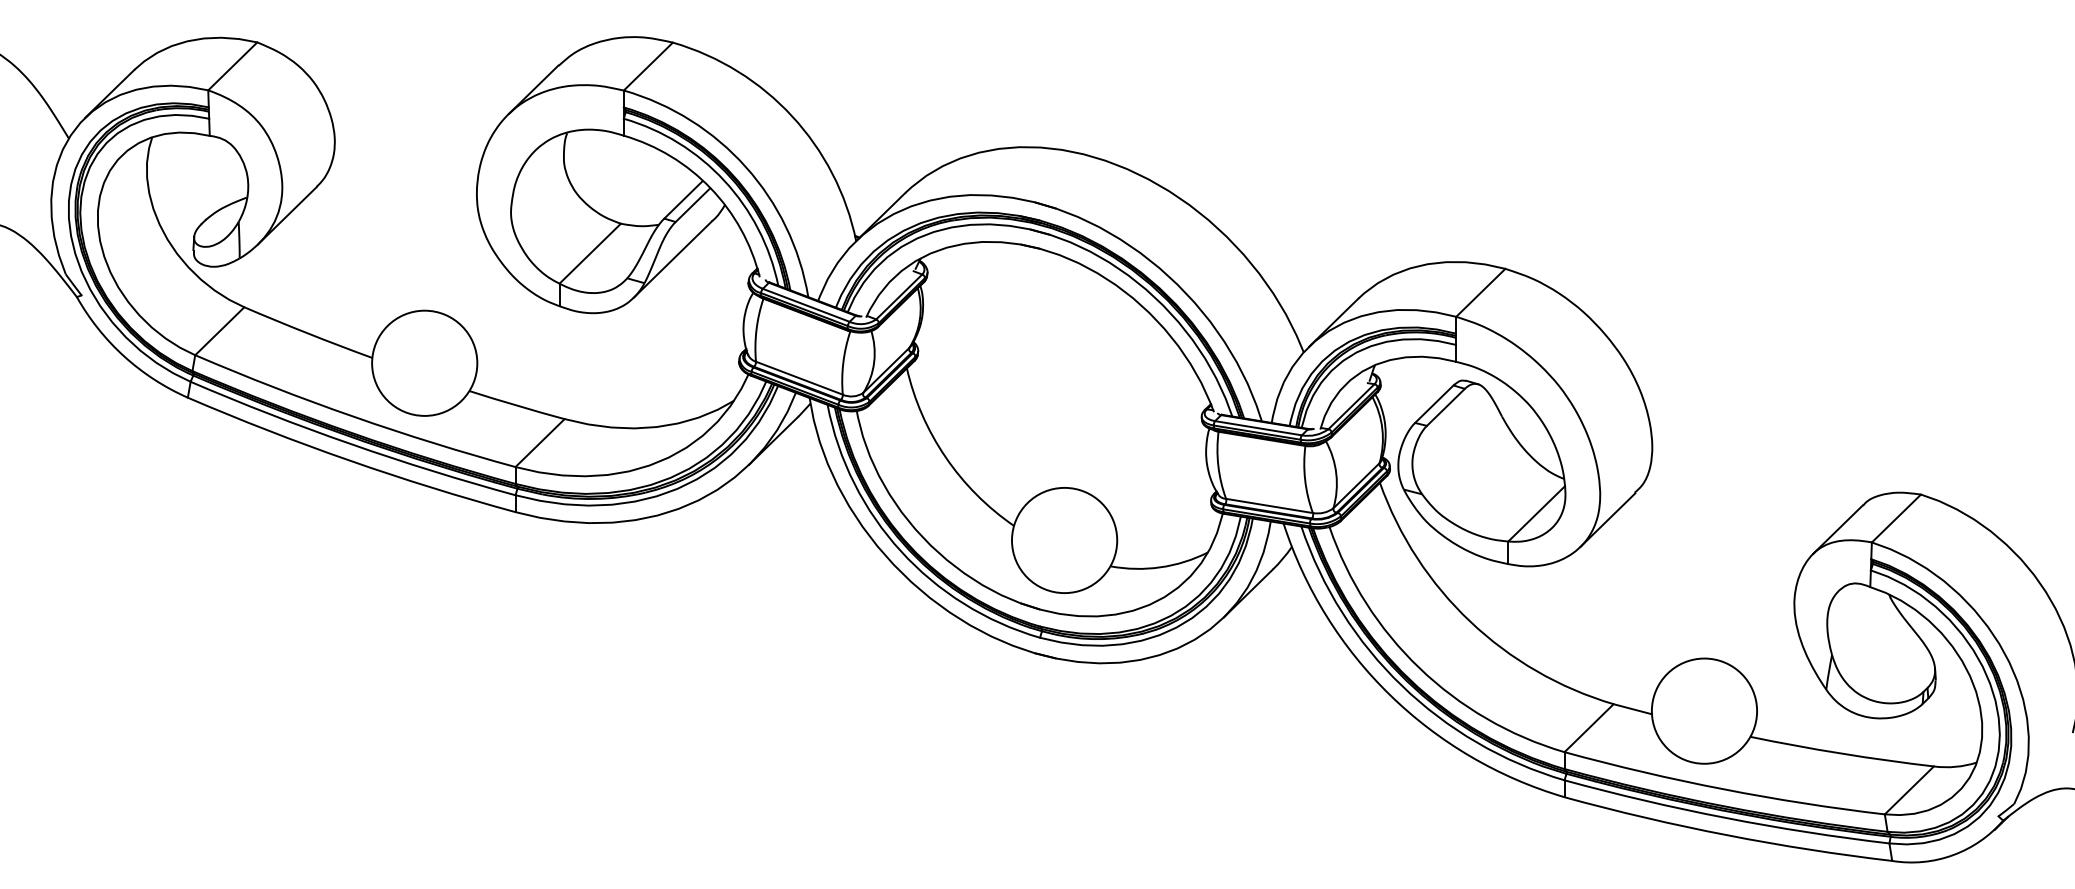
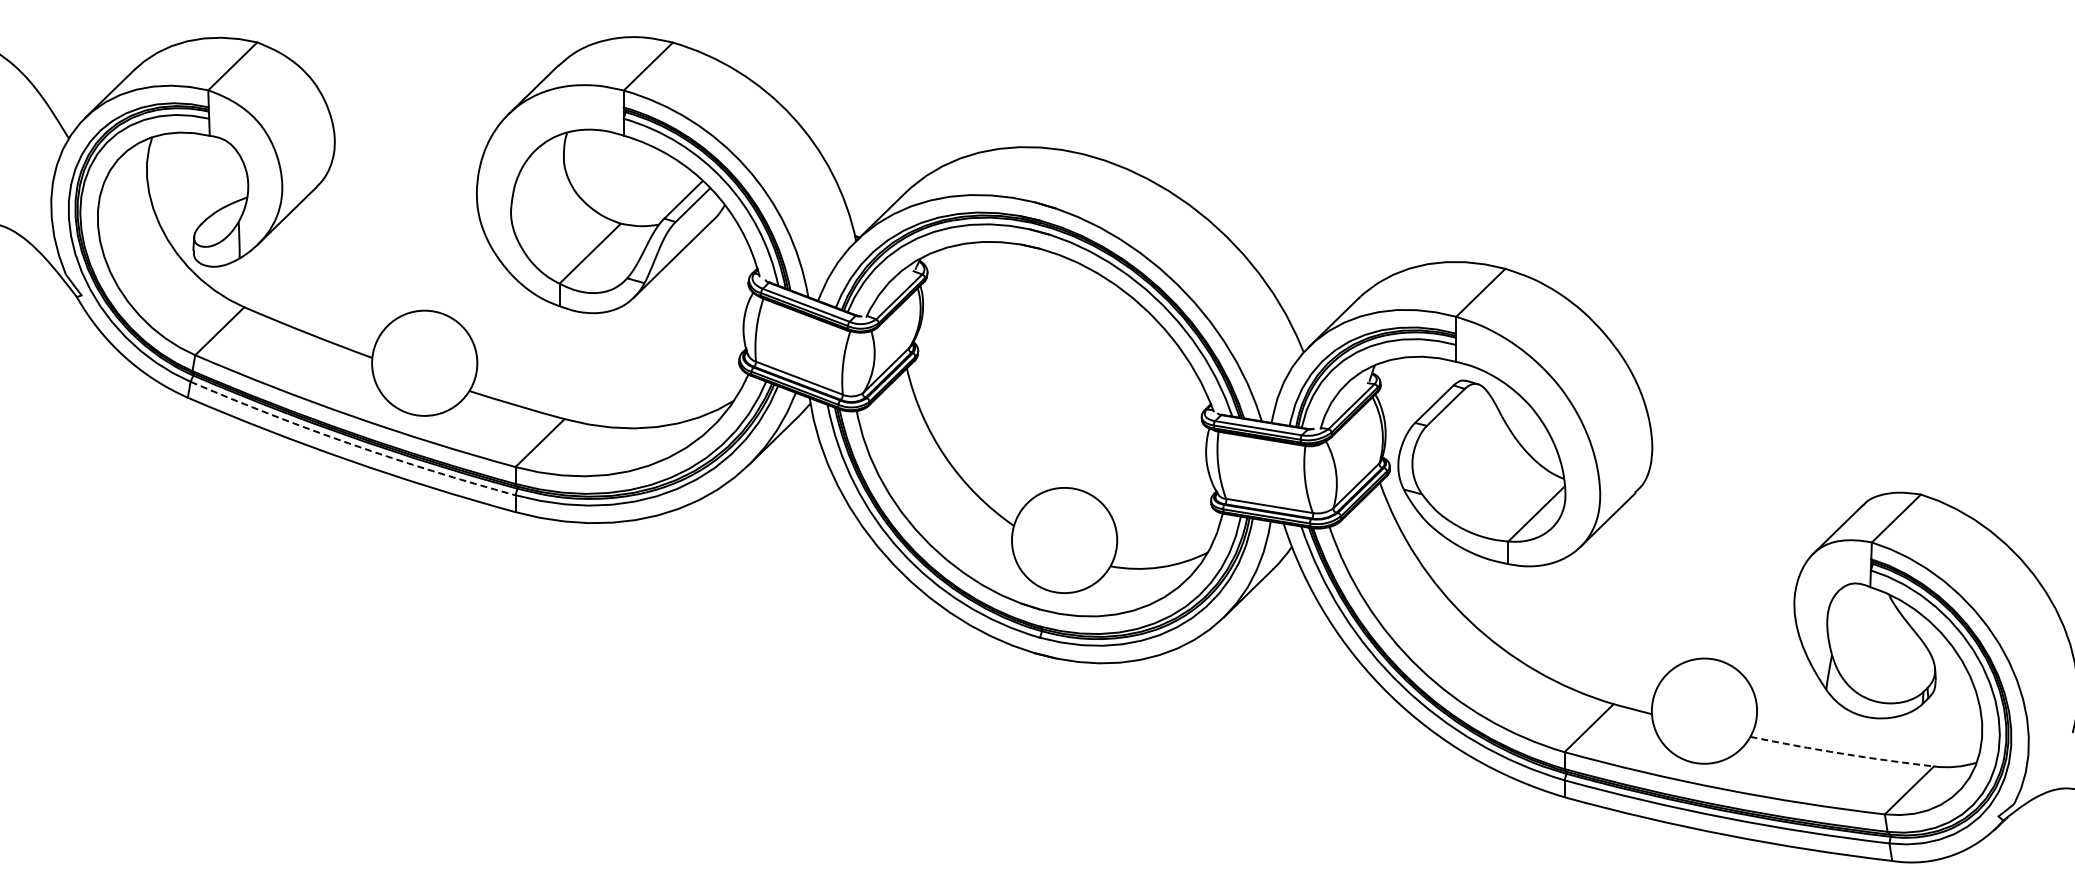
arc: solid -> dashed (351, 444)
arc: solid -> dashed (1841, 753)
